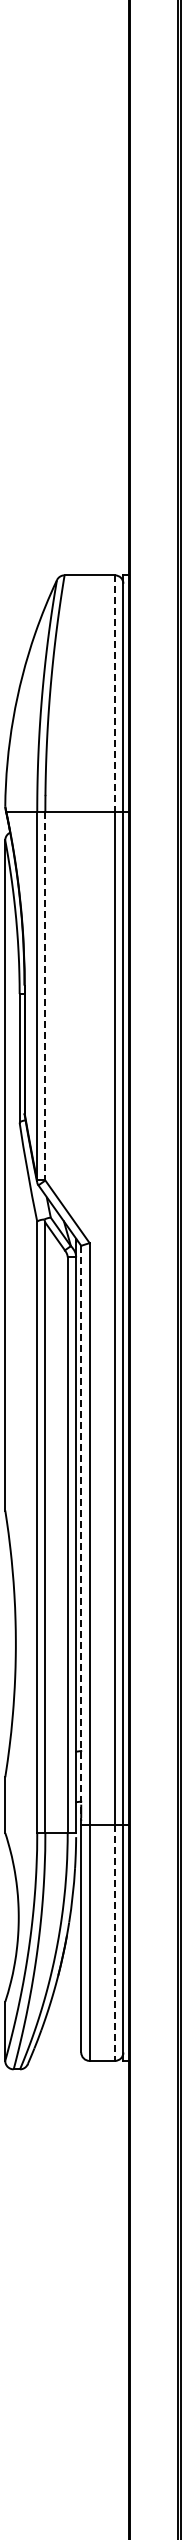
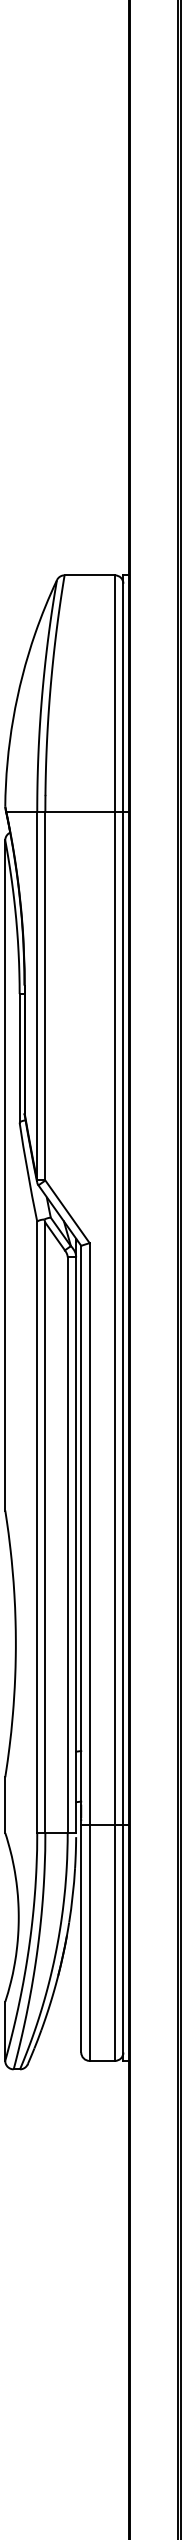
line: dashed -> solid (114, 694)
line: dashed -> solid (45, 996)
line: dashed -> solid (81, 1535)
line: dashed -> solid (114, 1943)
